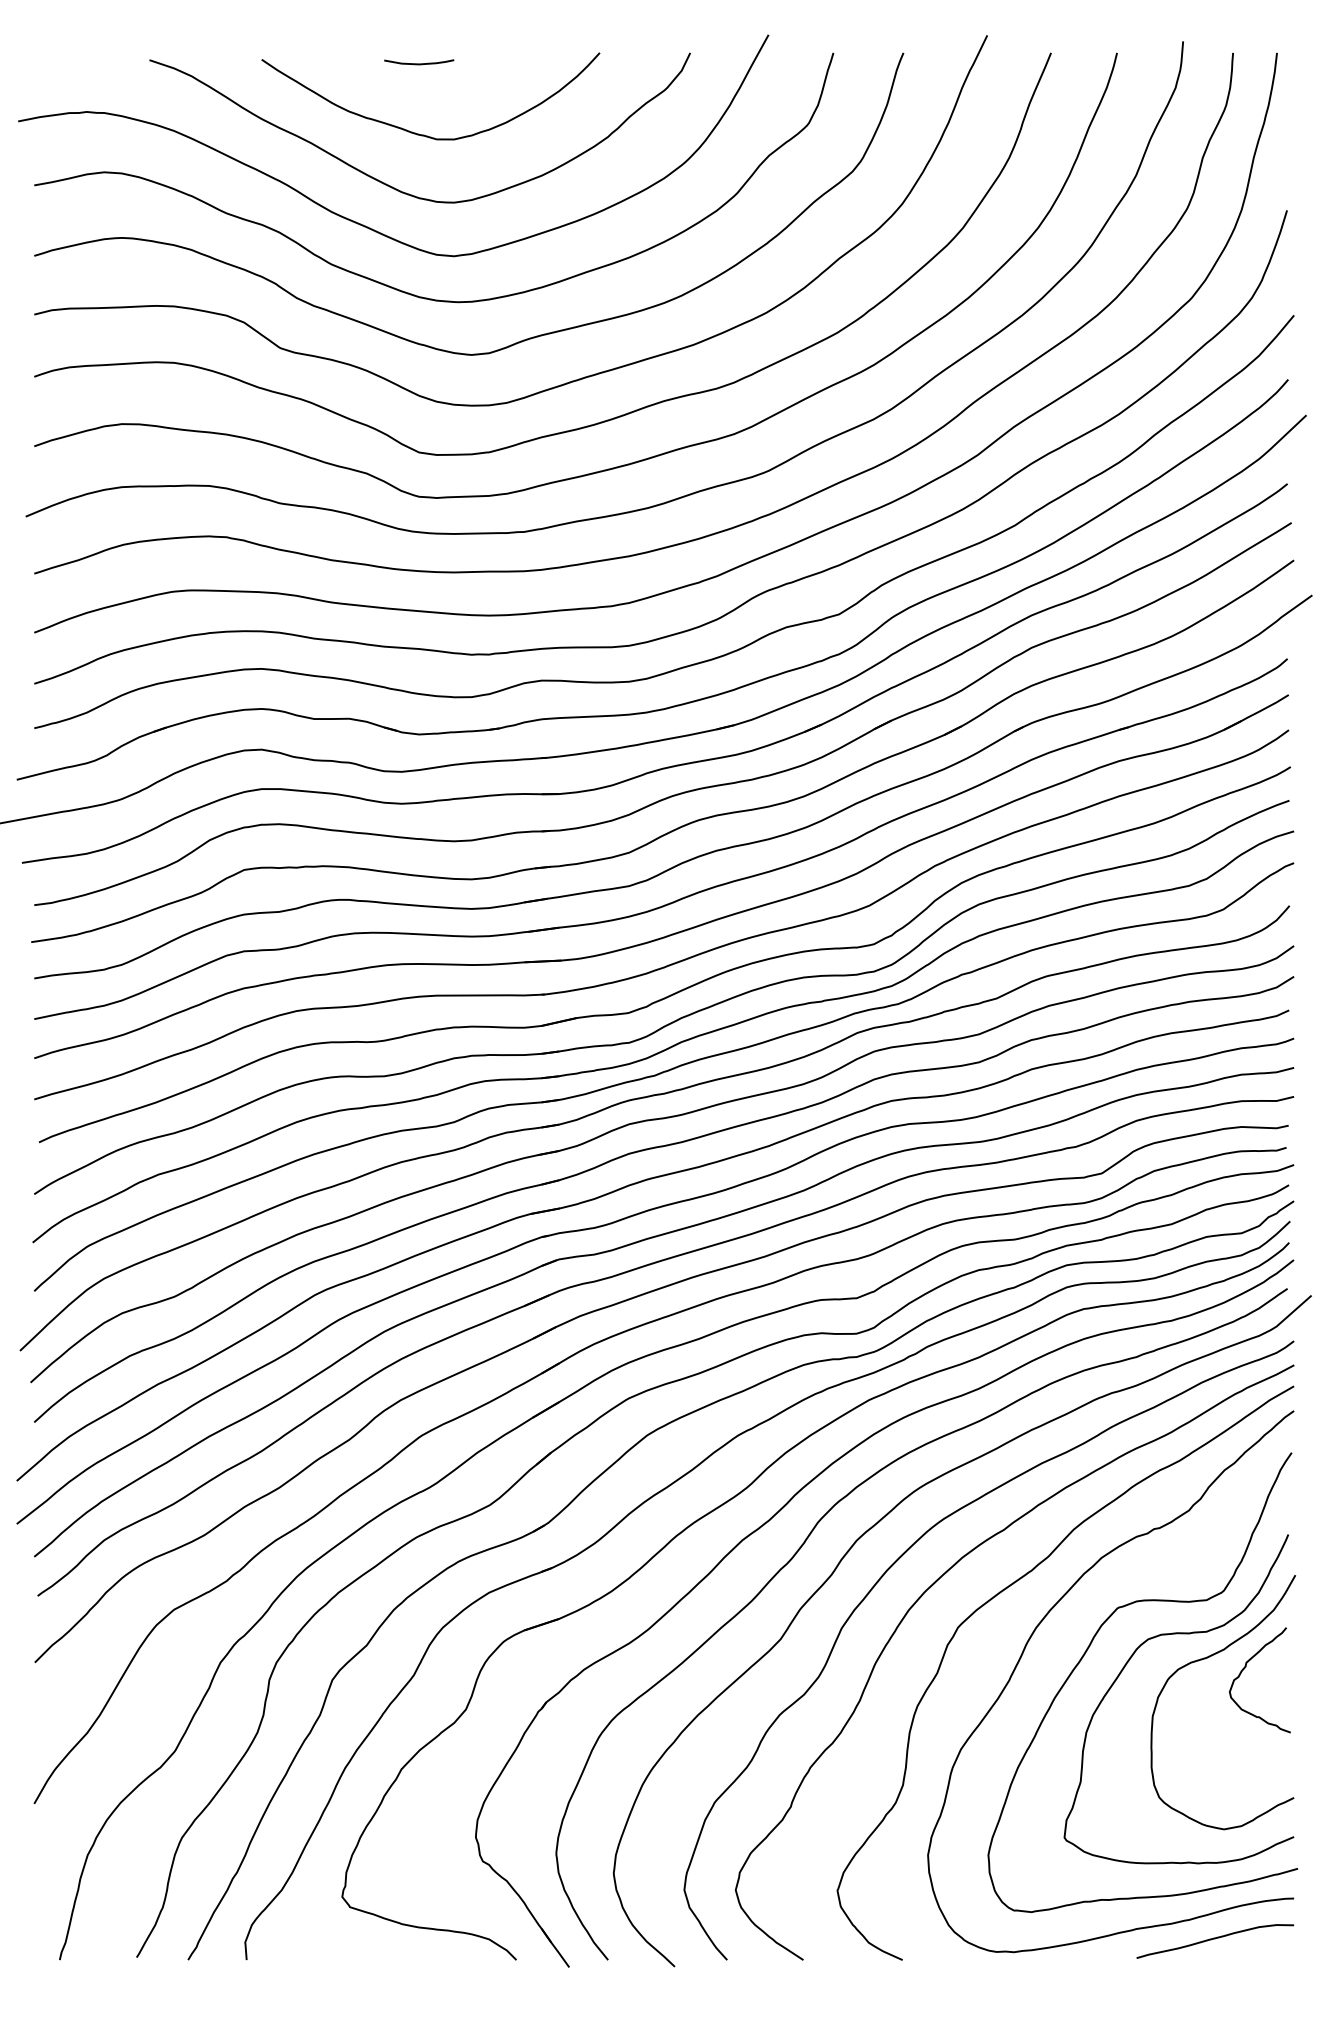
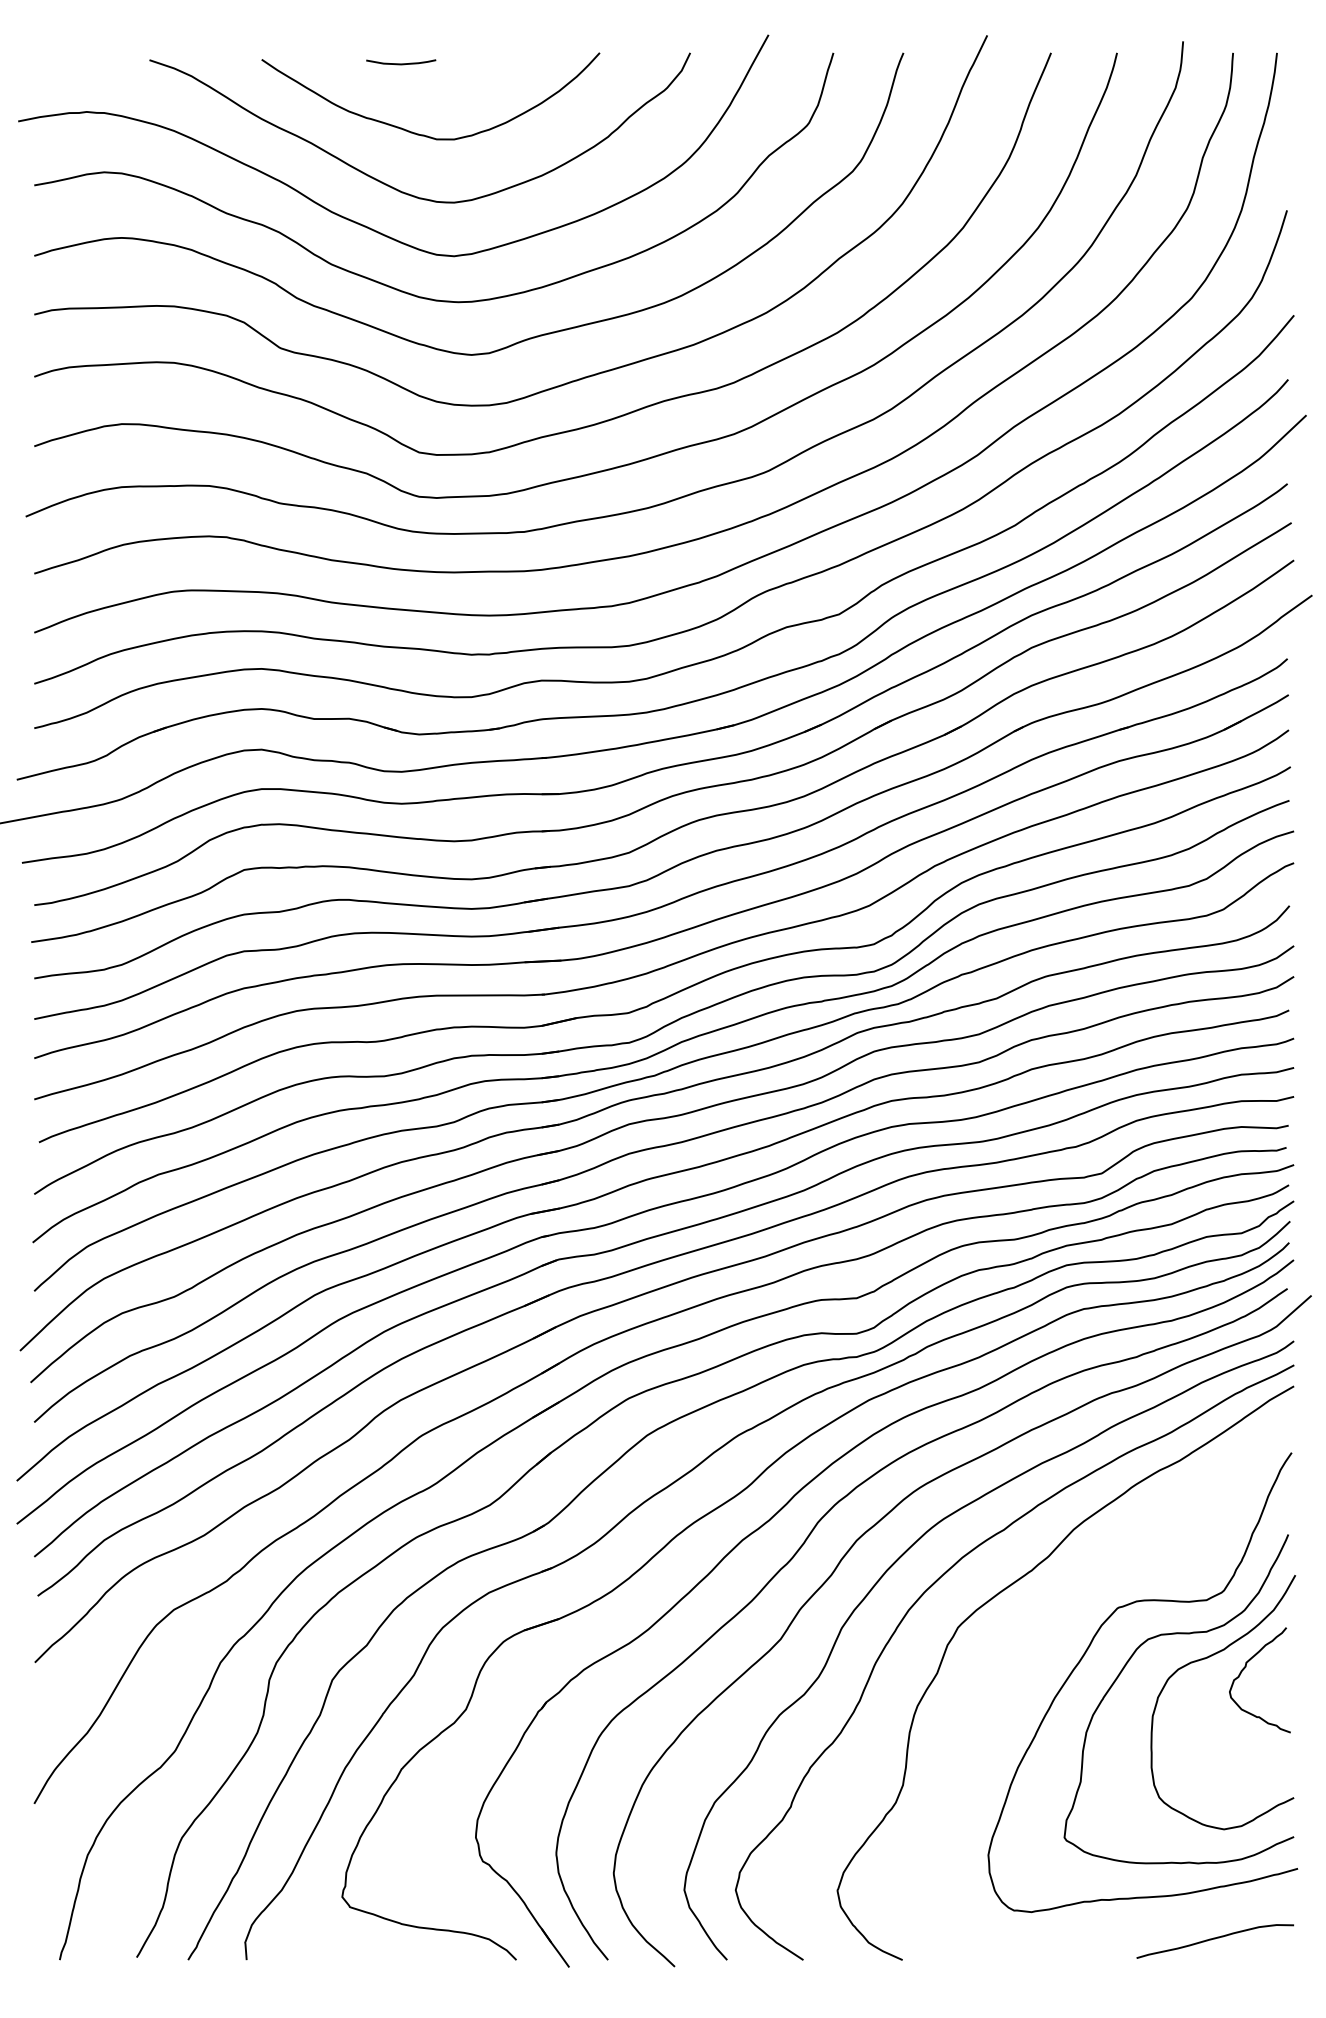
curve position: (419, 63) -> (401, 63) (401, 63)
curve: present -> none (1035, 1631)
